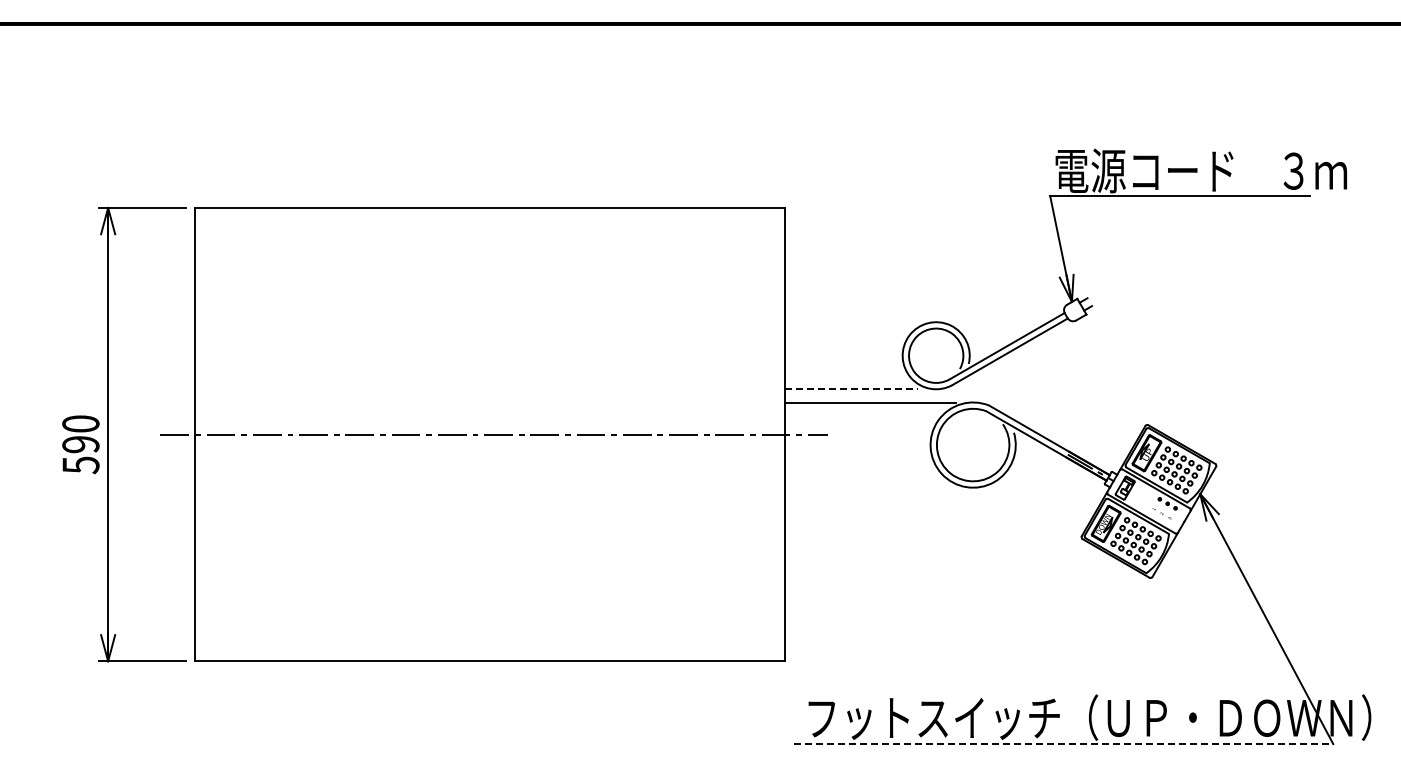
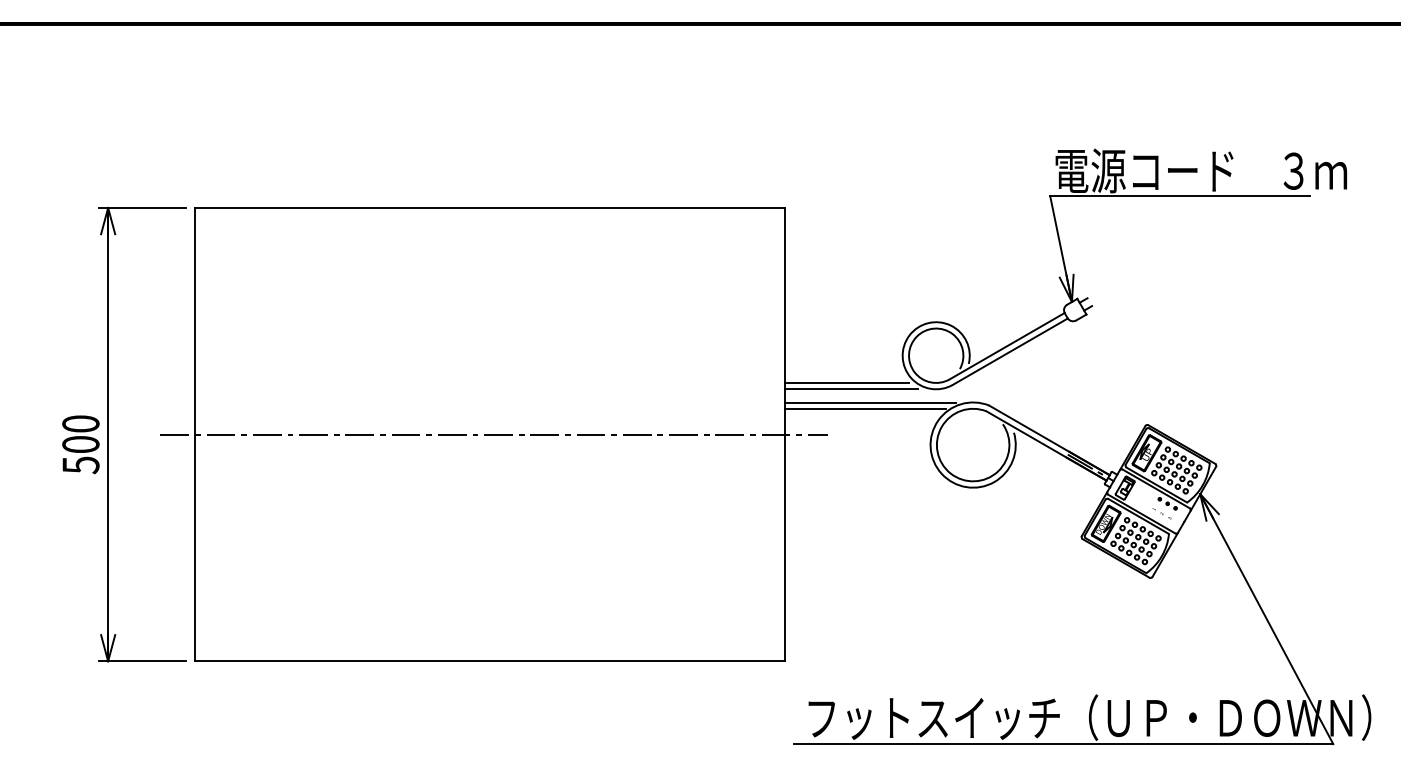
line: none -> present (846, 382)
line: dashed -> solid (851, 389)
line: none -> present (864, 409)
text: 590 -> 500 (80, 444)
line: dashed -> solid (1064, 744)
